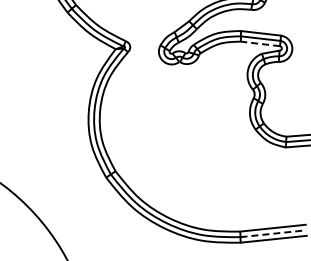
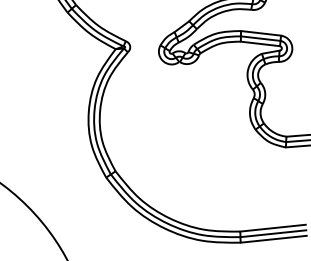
line: dashed -> solid (260, 43)
line: dashed -> solid (273, 233)
